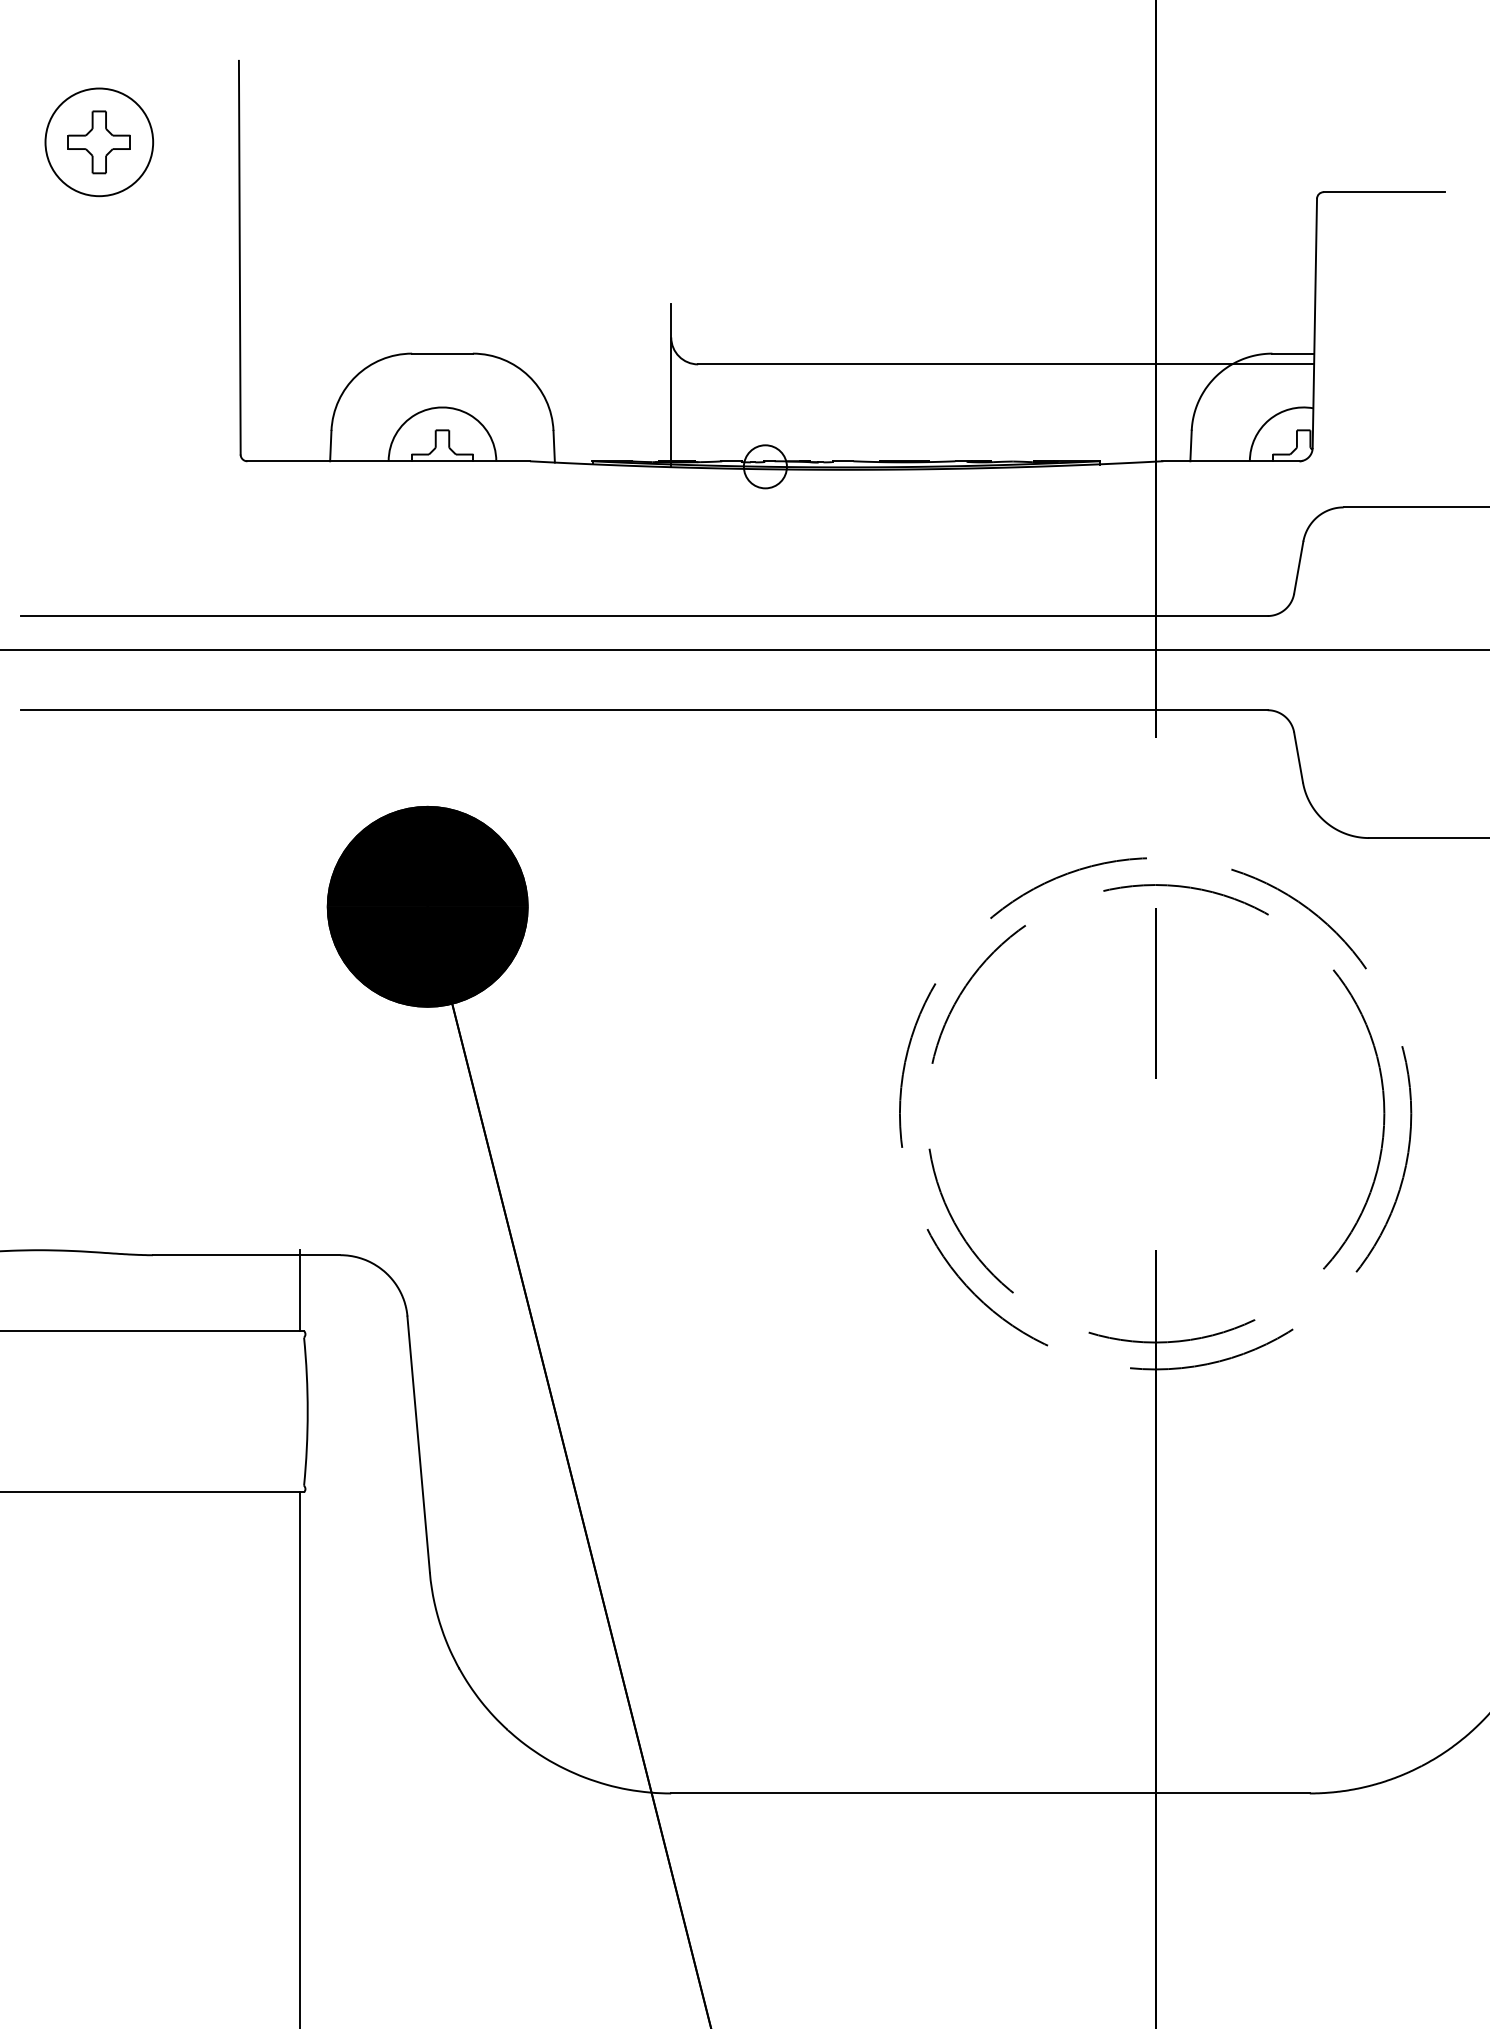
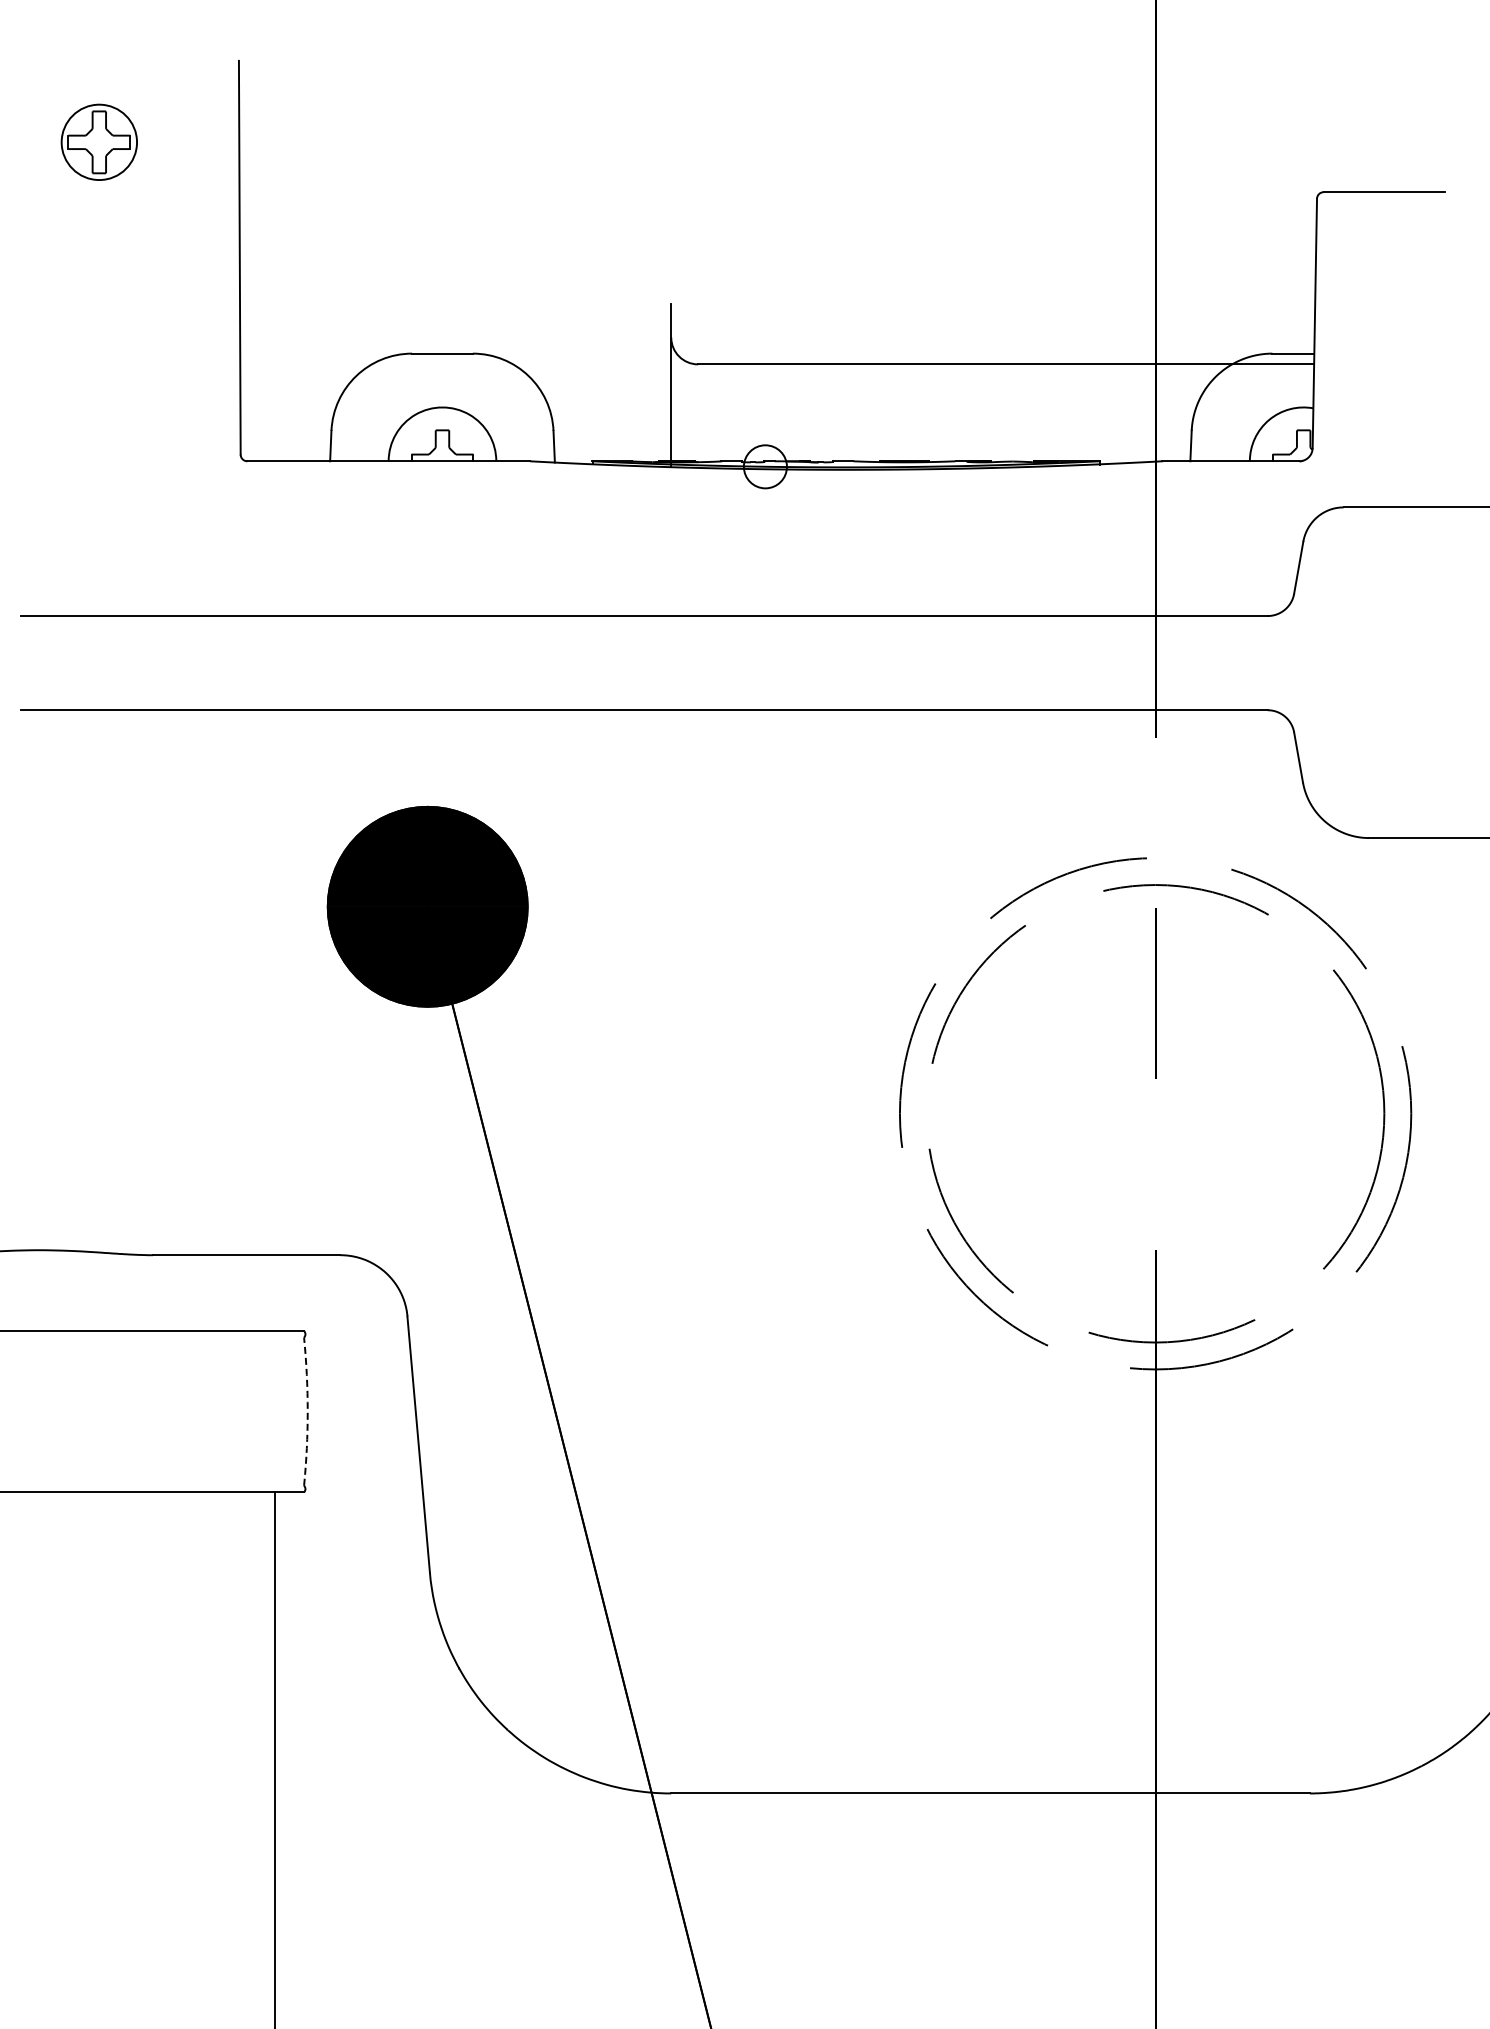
circle diameter: 108 px -> 75 px (99, 142)
line: present -> none (744, 649)
line: present -> none (299, 1290)
arc: solid -> dashed (307, 1411)
line position: (299, 1758) -> (274, 1758) (274, 1758)
